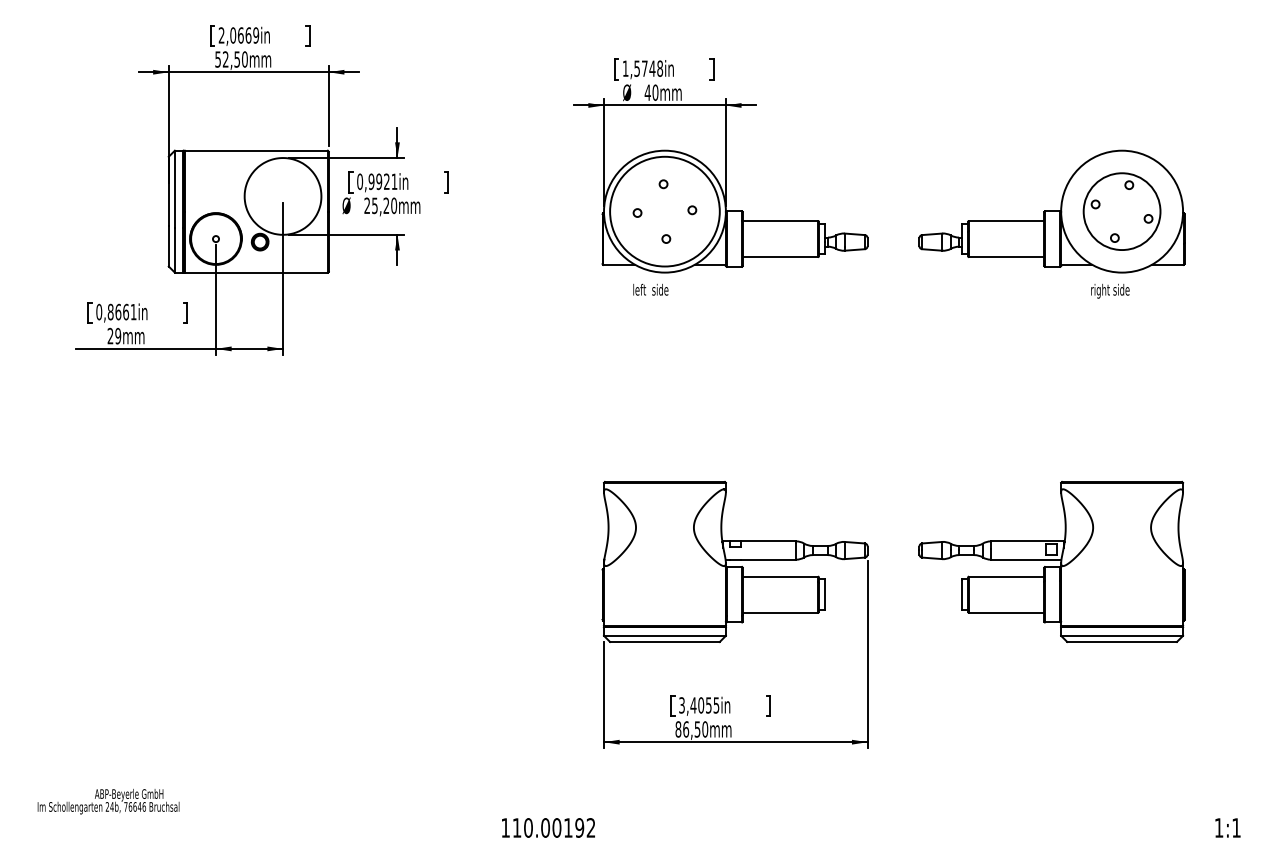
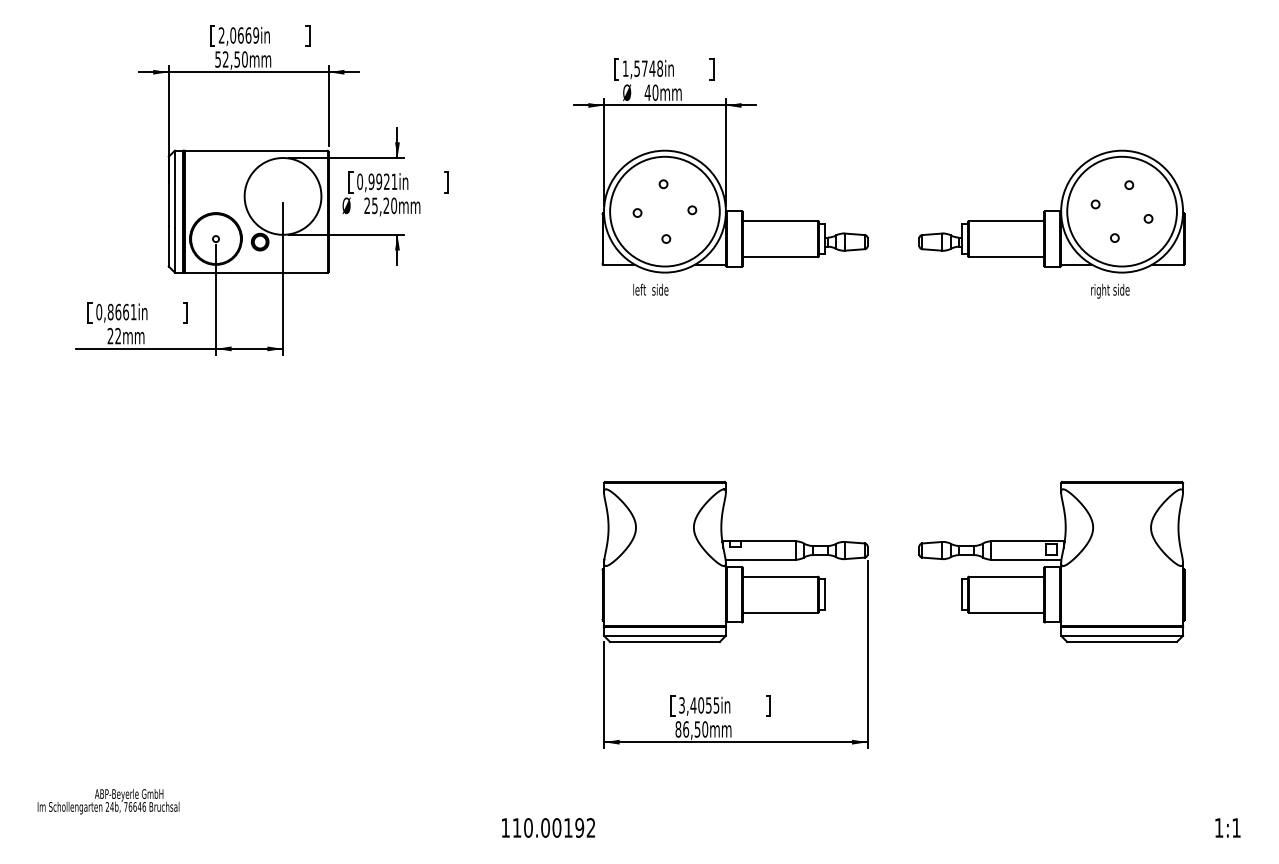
circle diameter: 77 px -> 110 px (1121, 211)
text: 29mm -> 22mm (118, 336)
